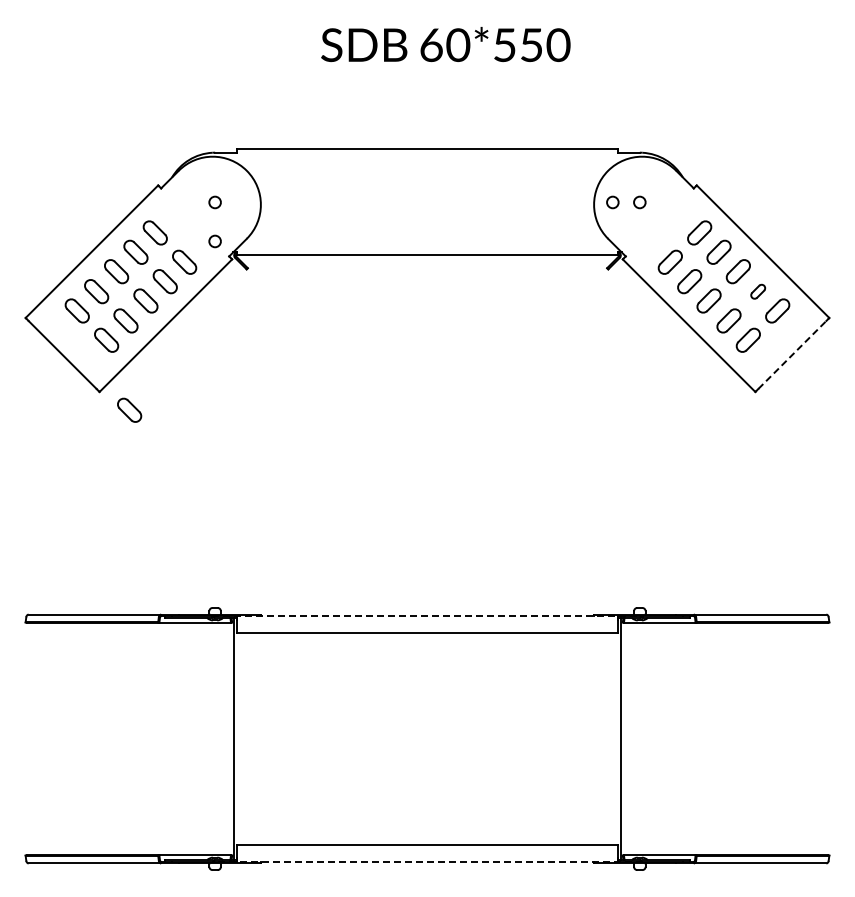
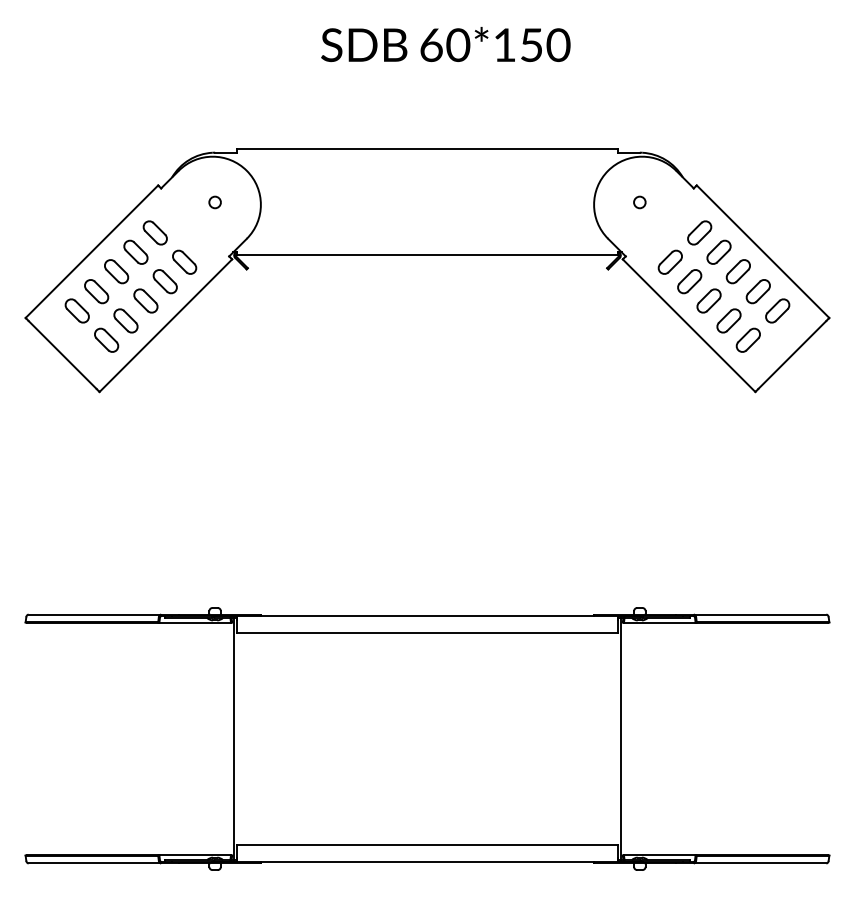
text: 60*550 -> 60*150 (504, 45)
circle: present -> none (612, 202)
circle: present -> none (214, 241)
part size: 17x17 px -> 26x26 px (757, 291)
line: dashed -> solid (792, 354)
part: present -> none (129, 409)
line: dashed -> solid (427, 616)
line: dashed -> solid (427, 861)
